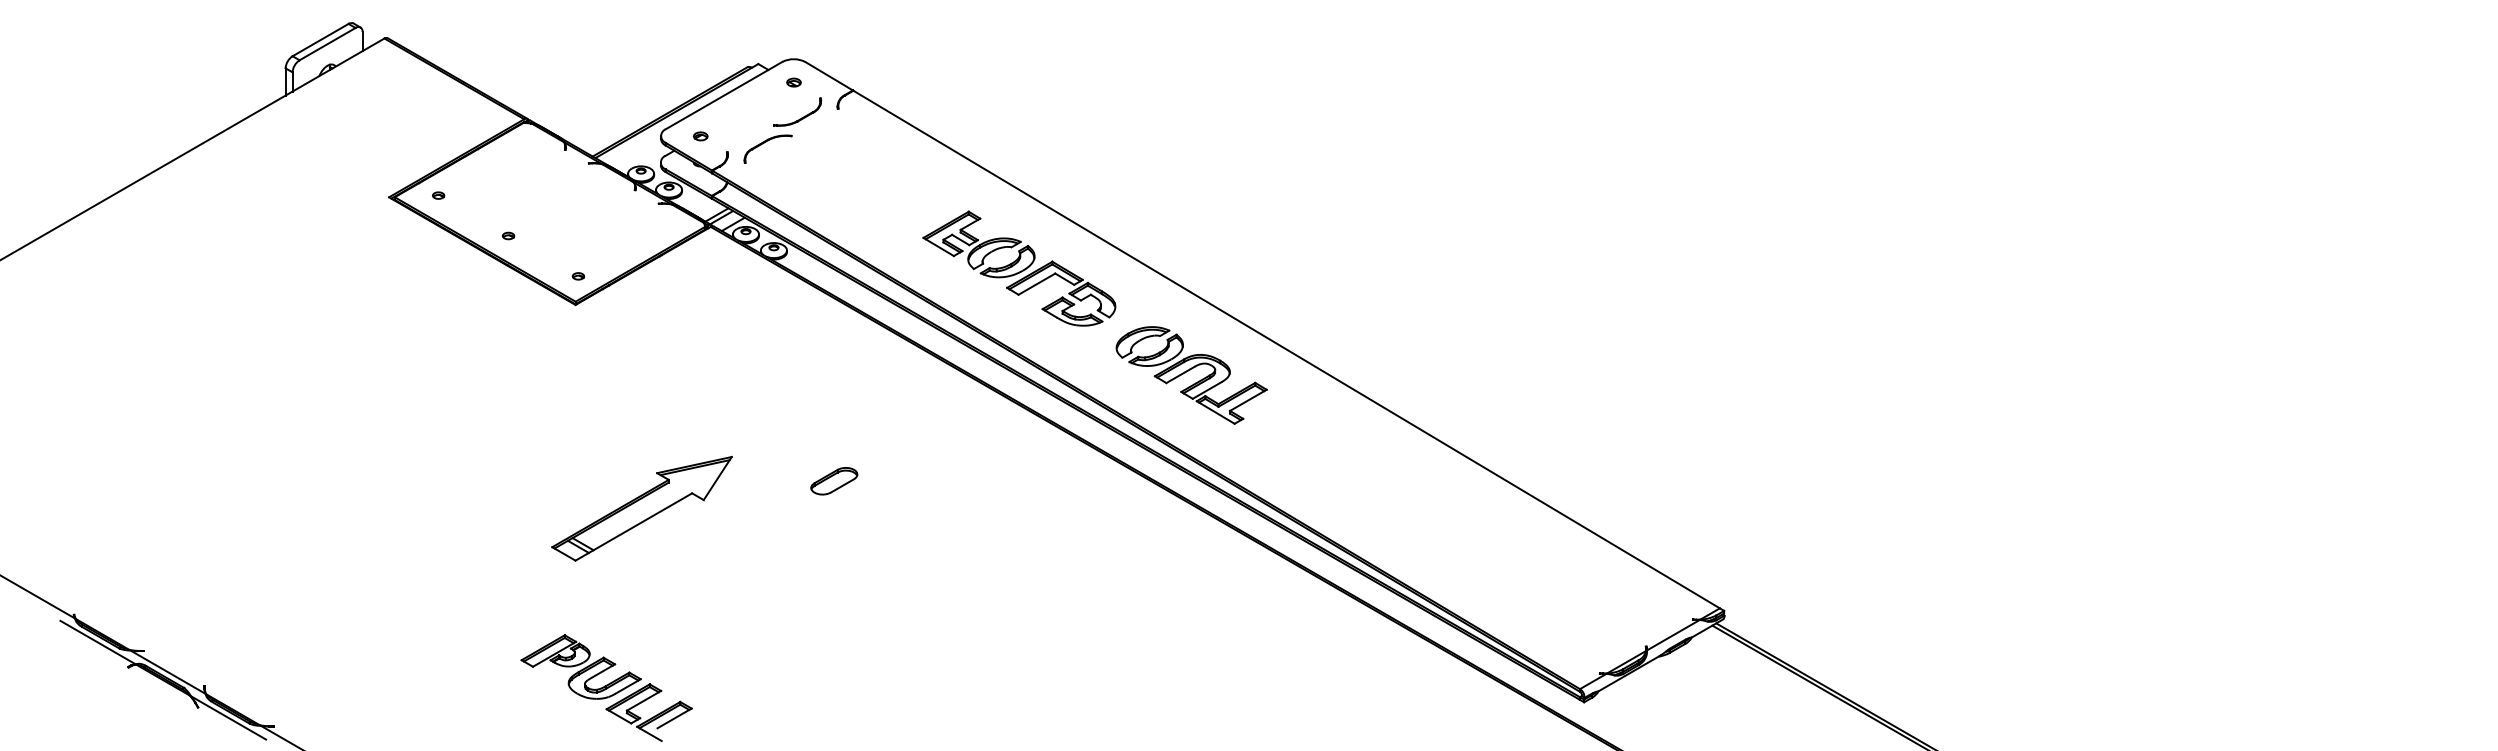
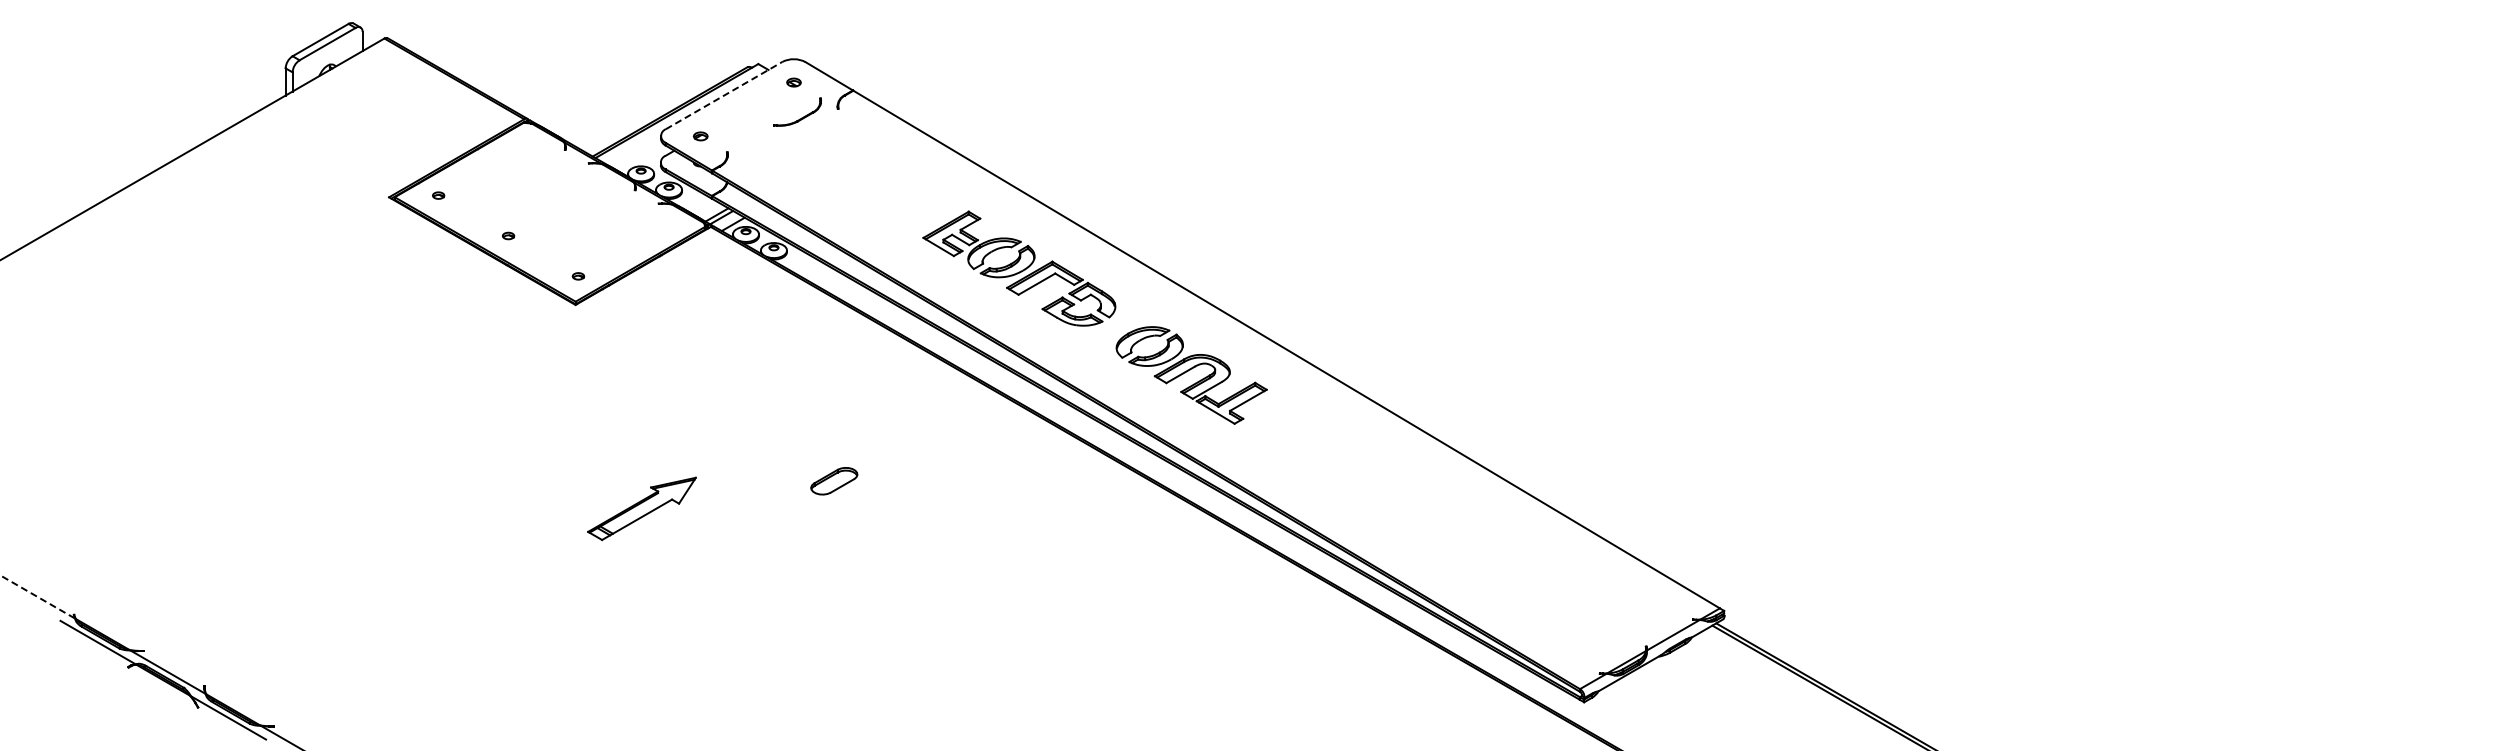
line: solid -> dashed (724, 95)
part: present -> none (767, 148)
part size: 182x106 px -> 110x66 px (641, 508)
line: solid -> dashed (37, 597)
part: present -> none (606, 687)
